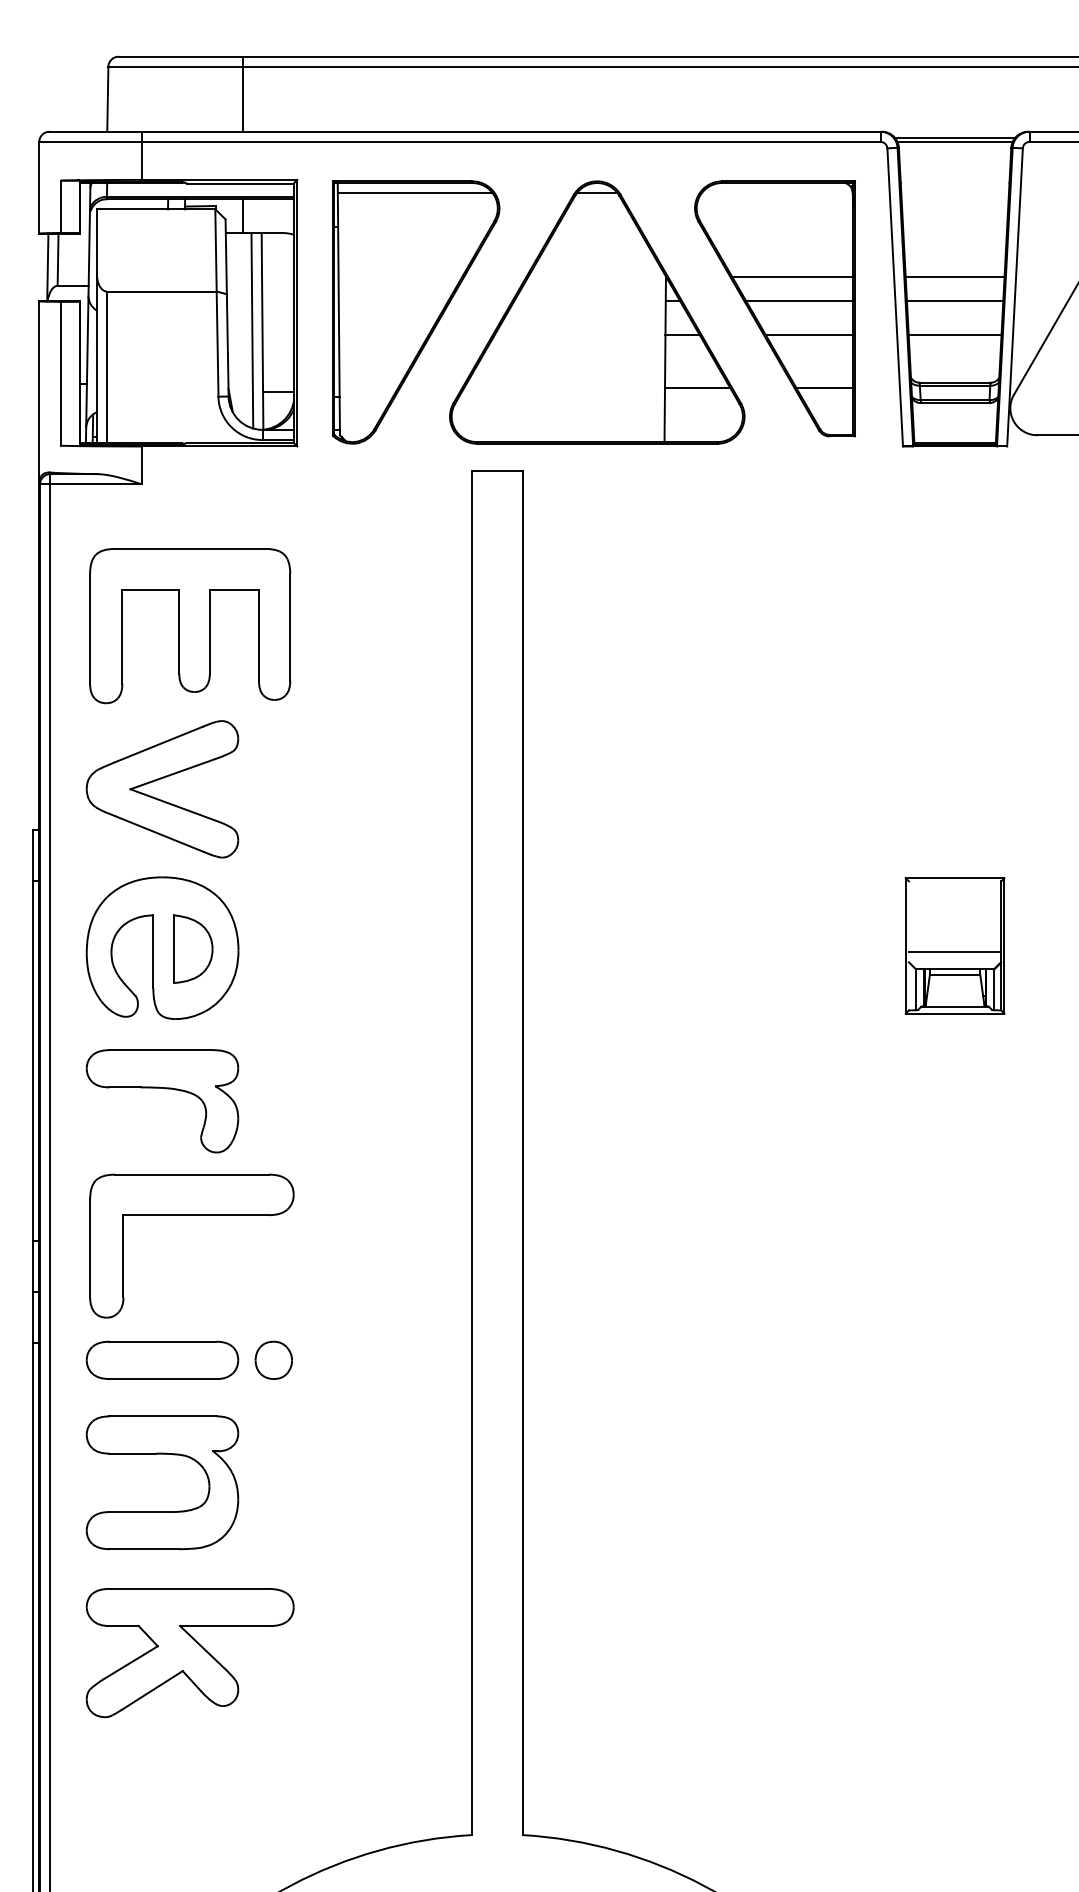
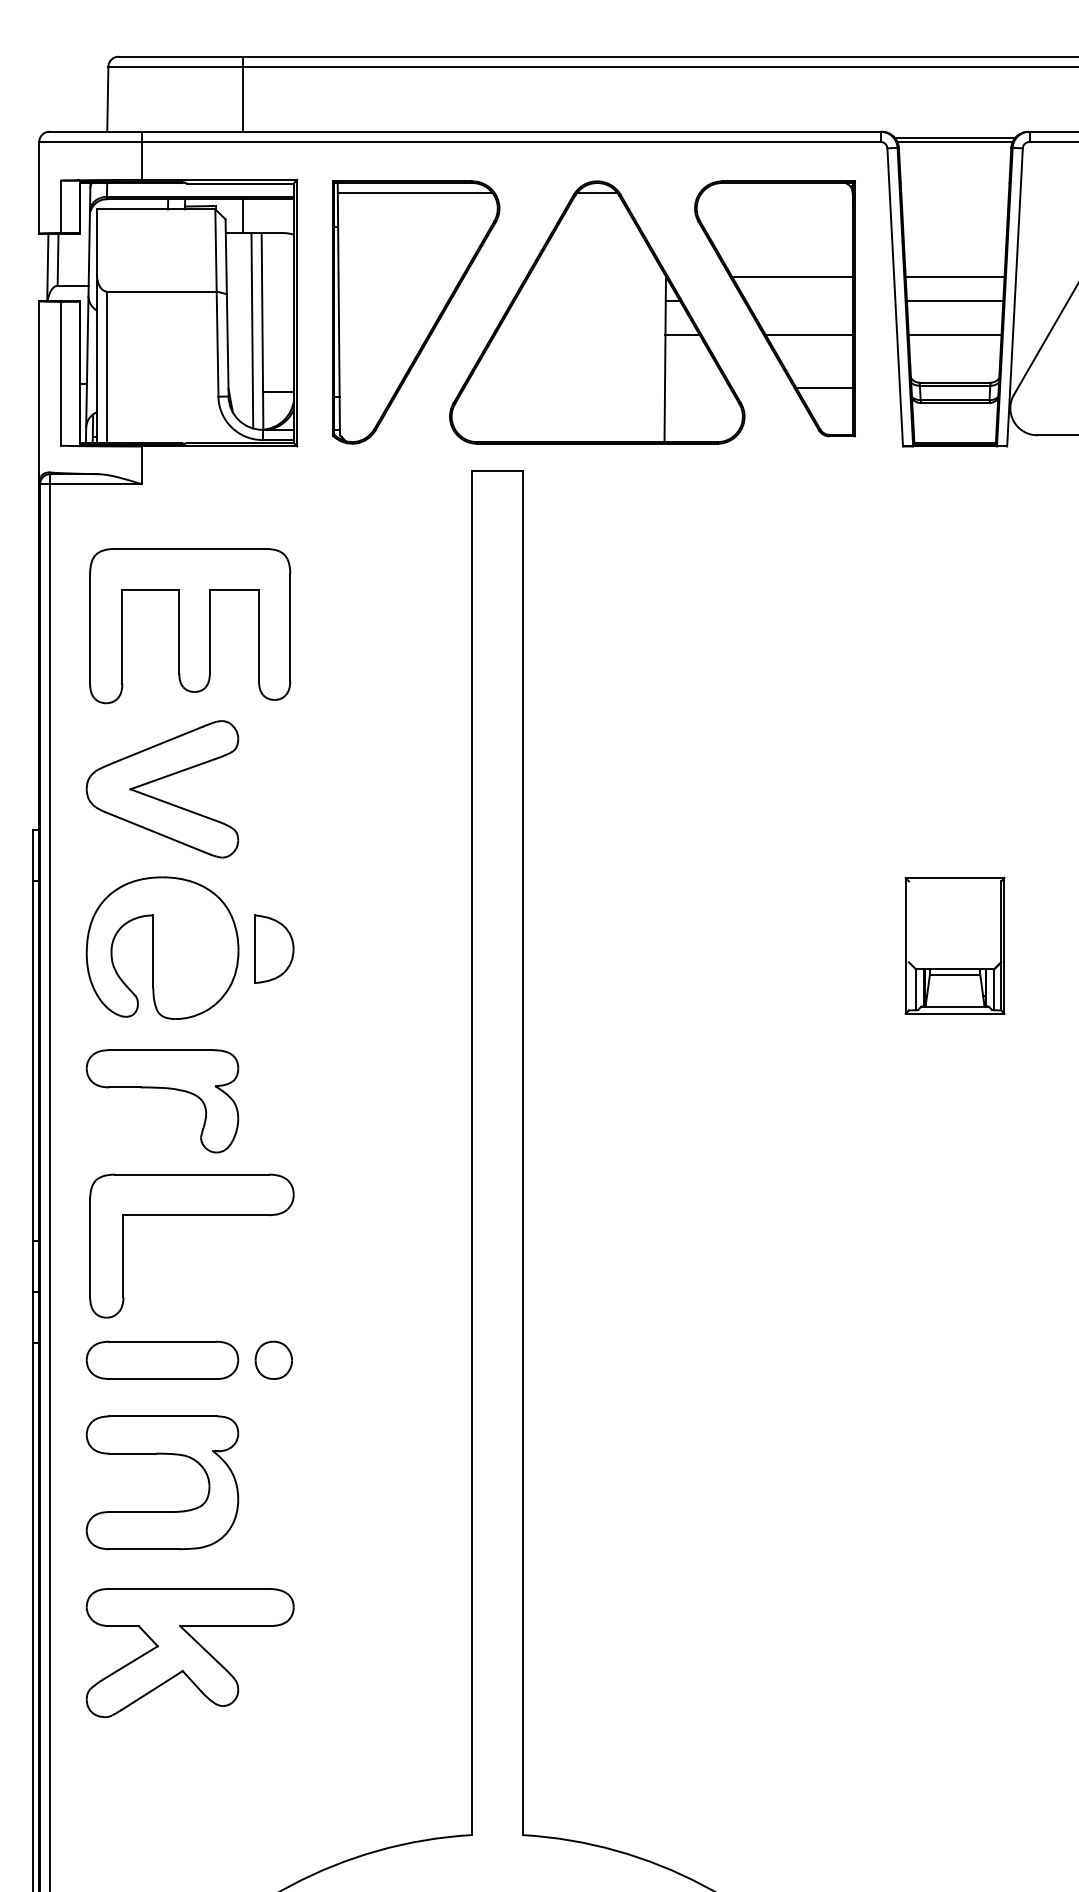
line: present -> none (799, 300)
line: present -> none (697, 387)
part position: (193, 948) -> (274, 948) (274, 948)
line: present -> none (954, 952)
